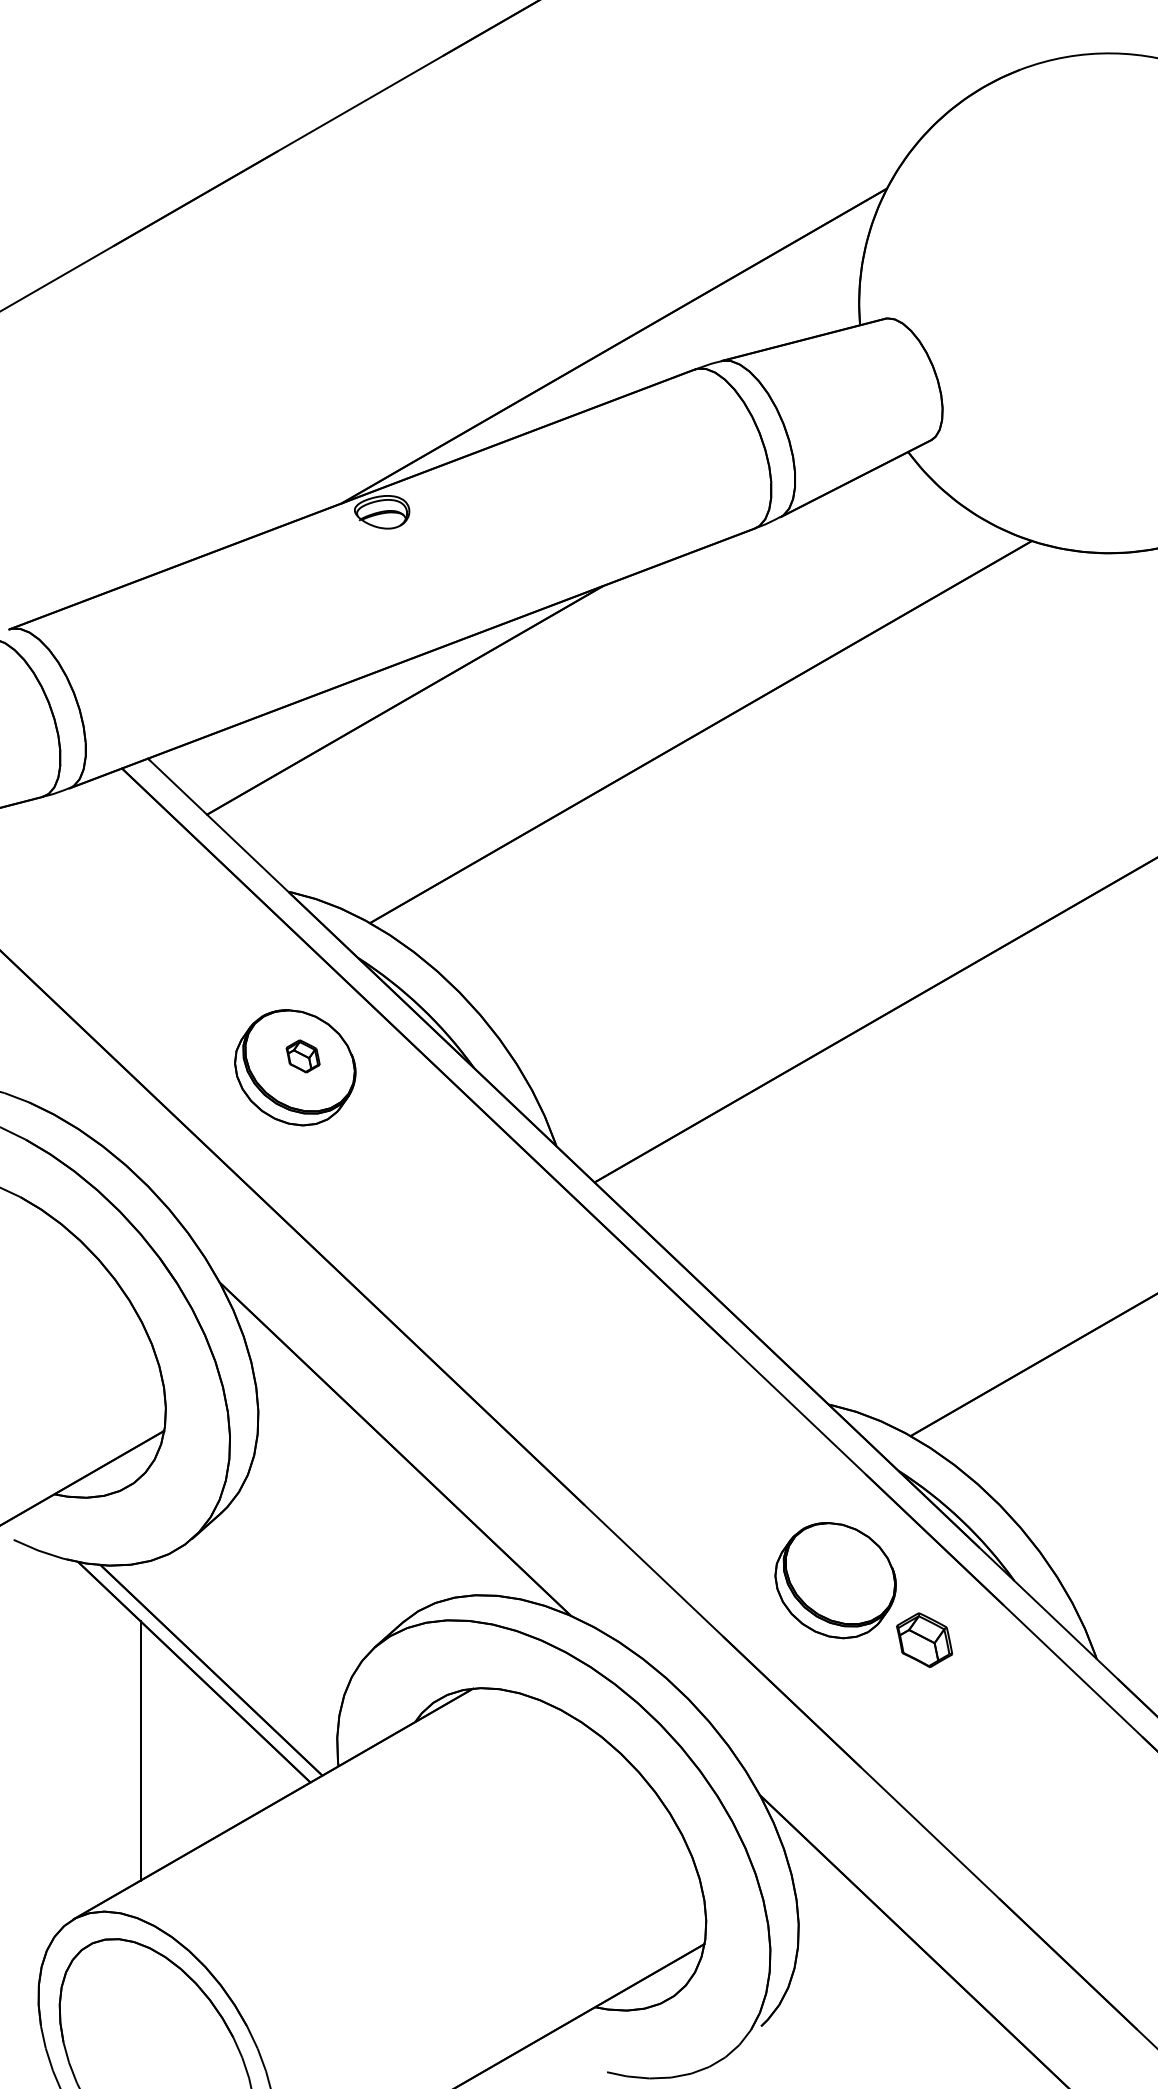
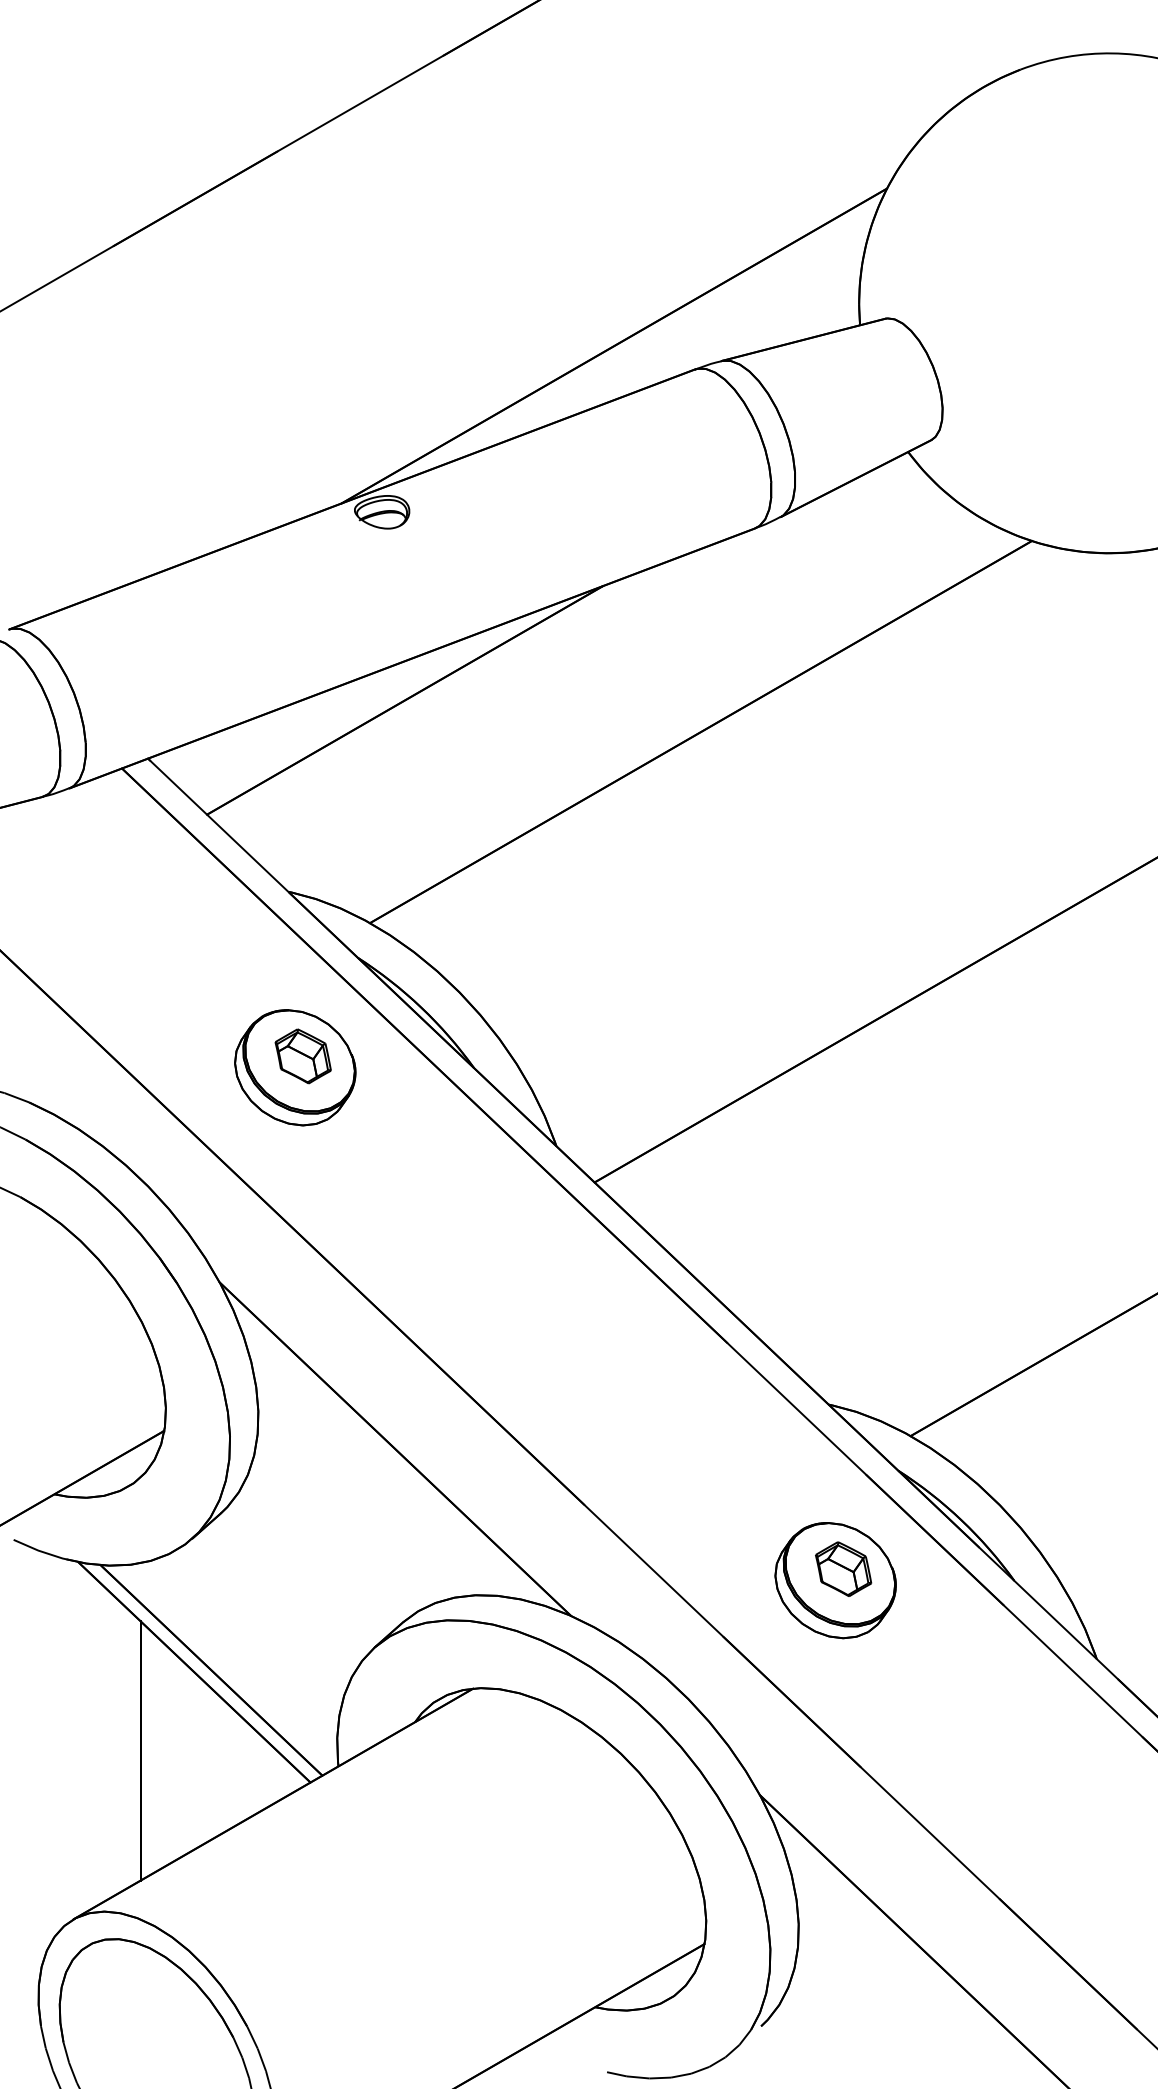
part size: 36x35 px -> 58x57 px (302, 1056)
part position: (924, 1639) -> (843, 1568) (843, 1568)
